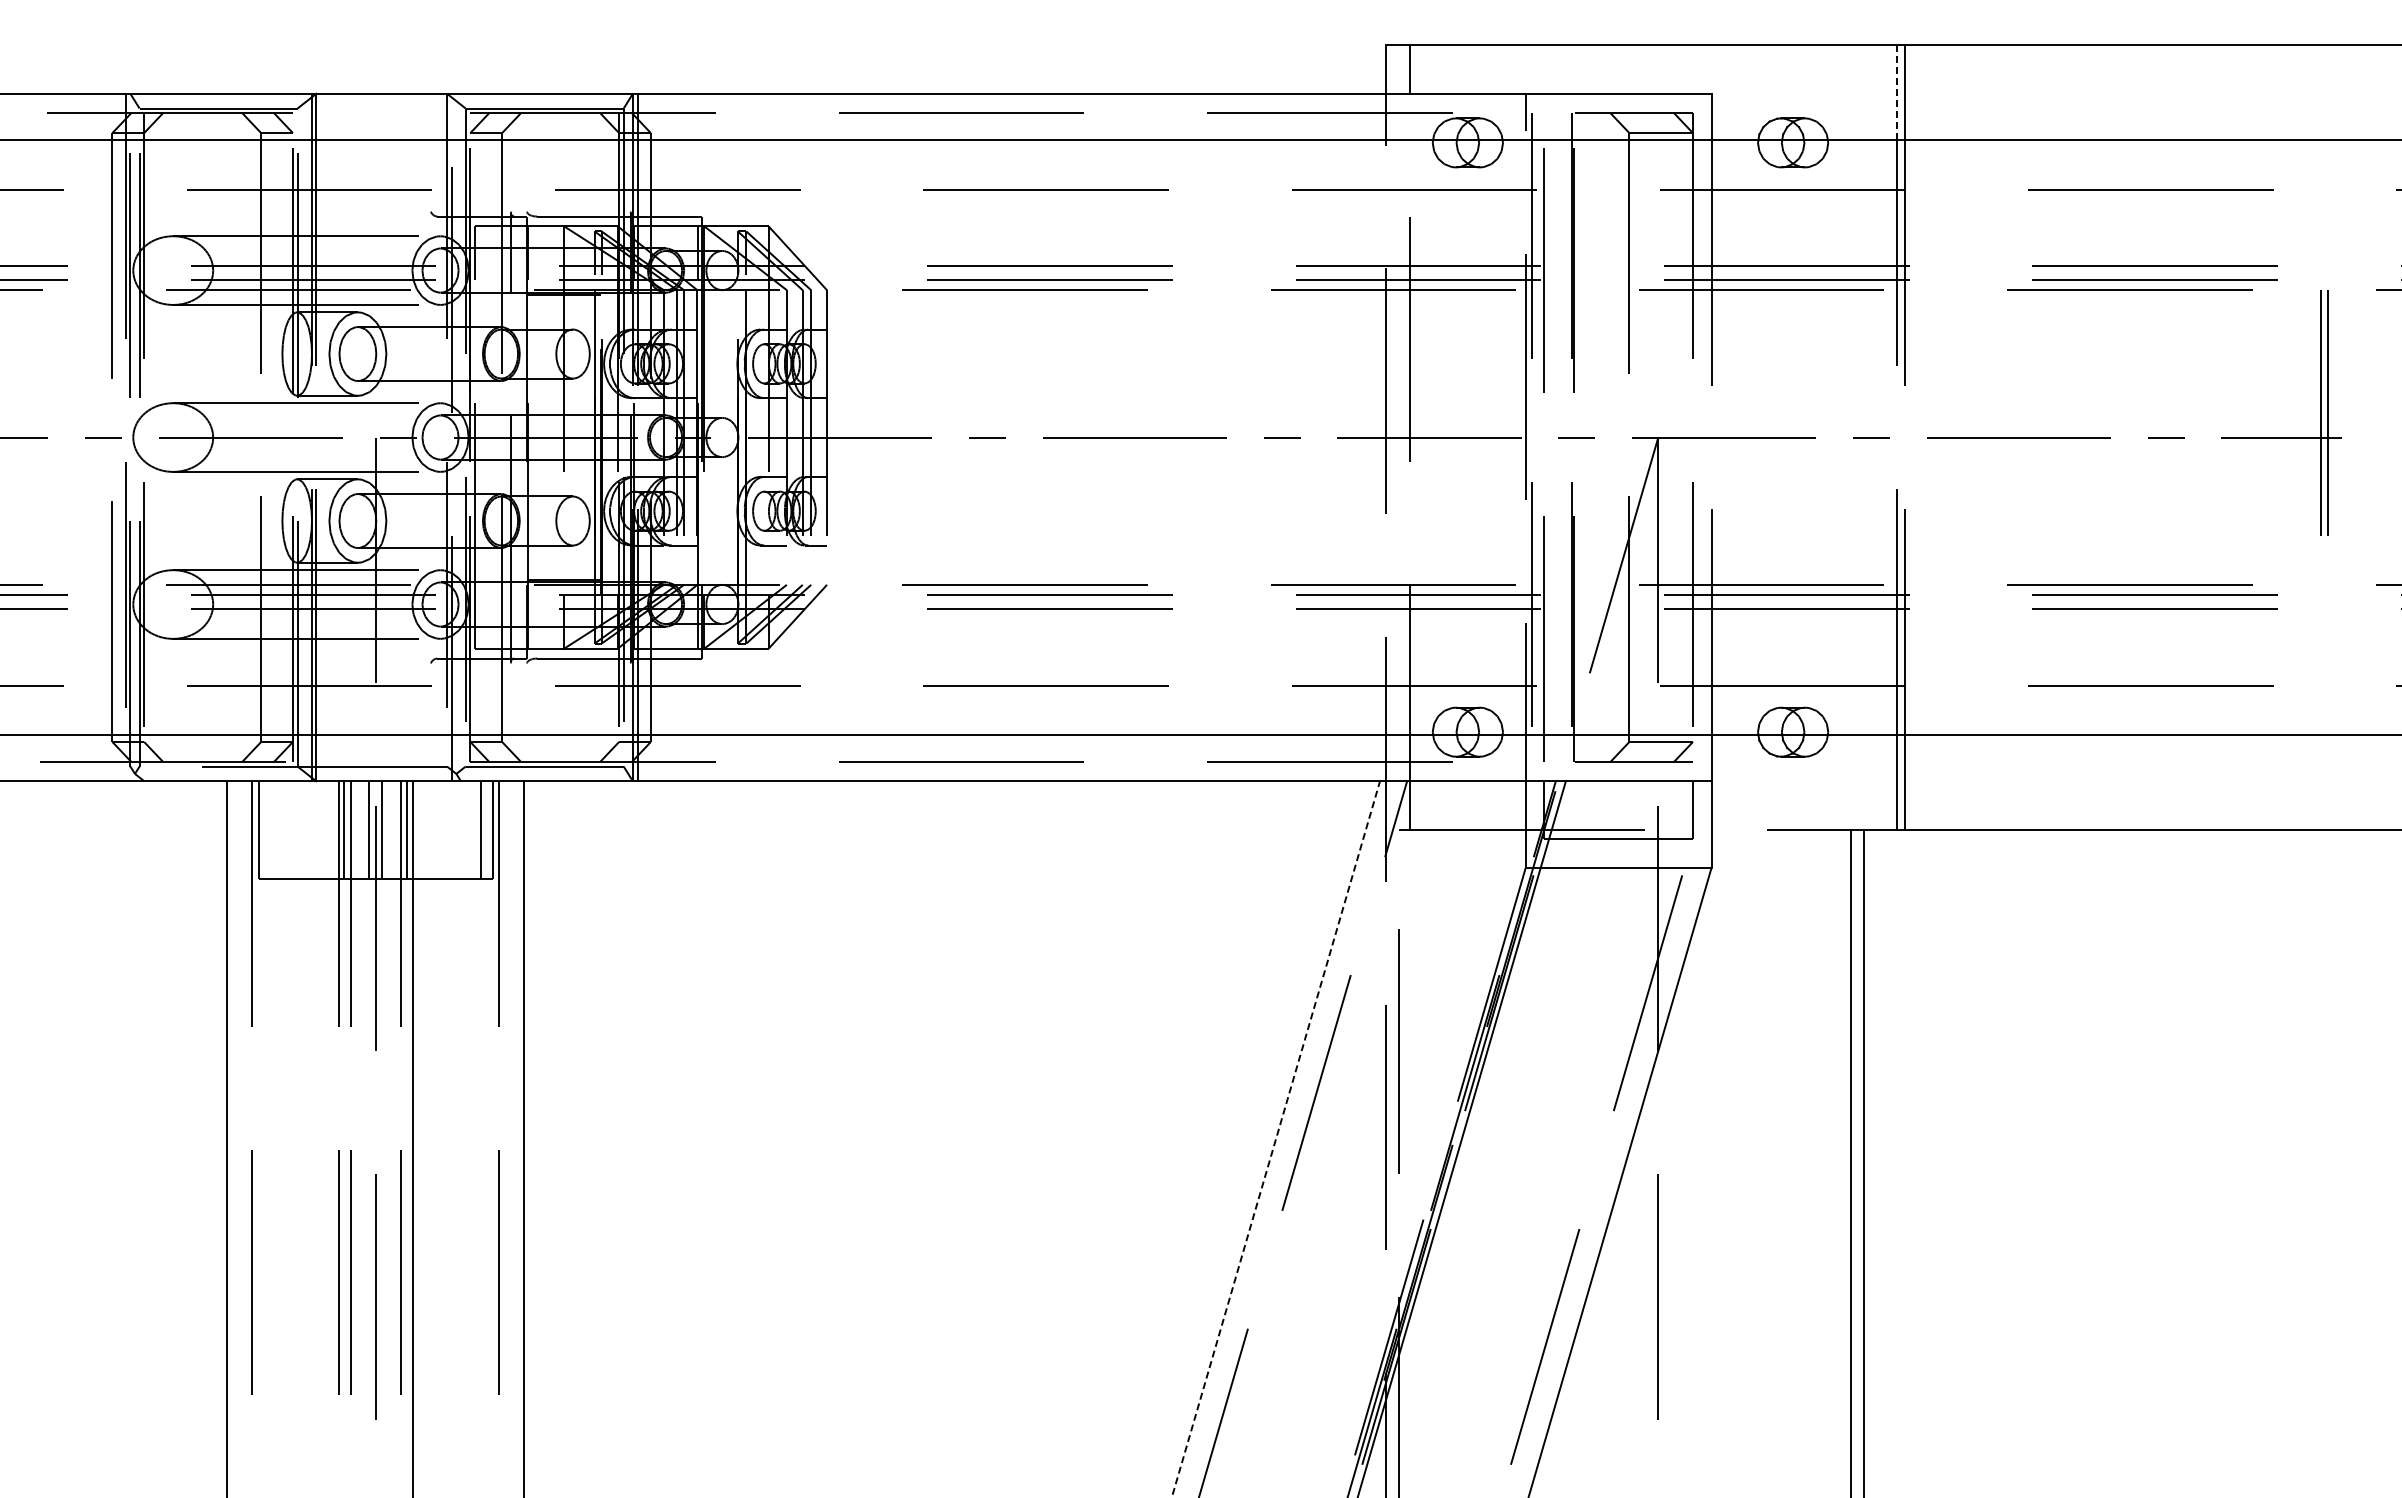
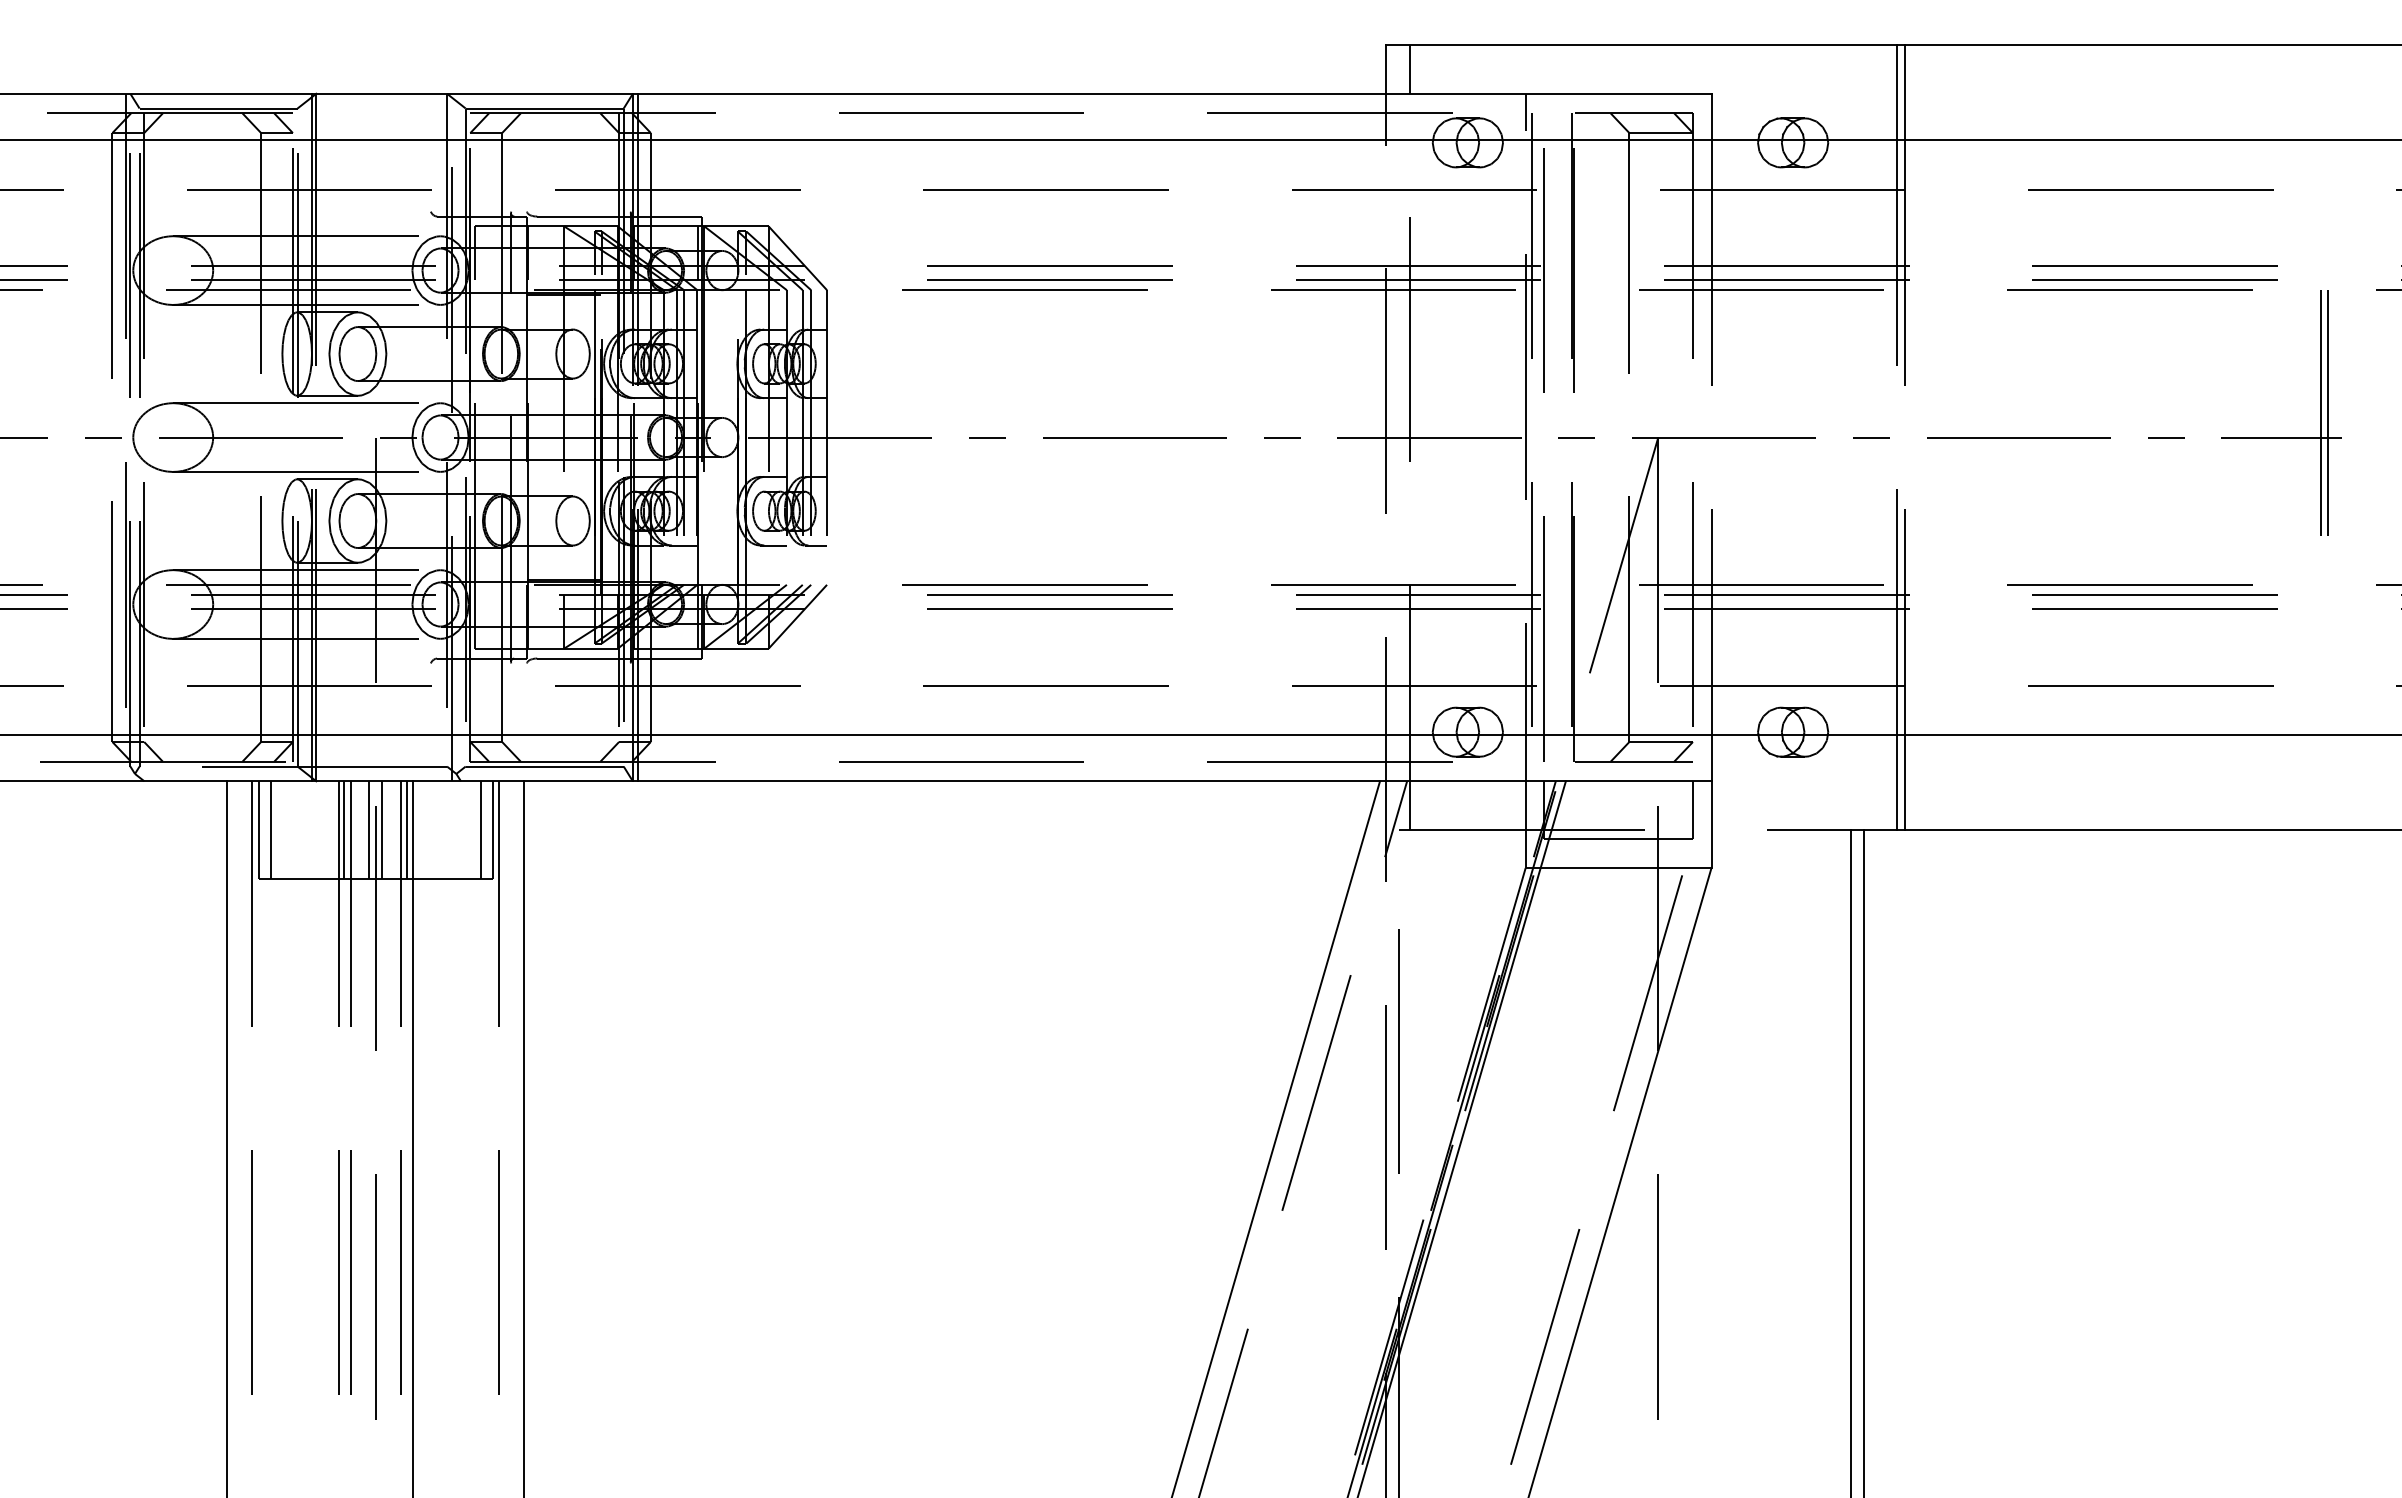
line: dashed -> solid (1897, 92)
line: none -> present (270, 830)
line: dashed -> solid (1275, 1139)
